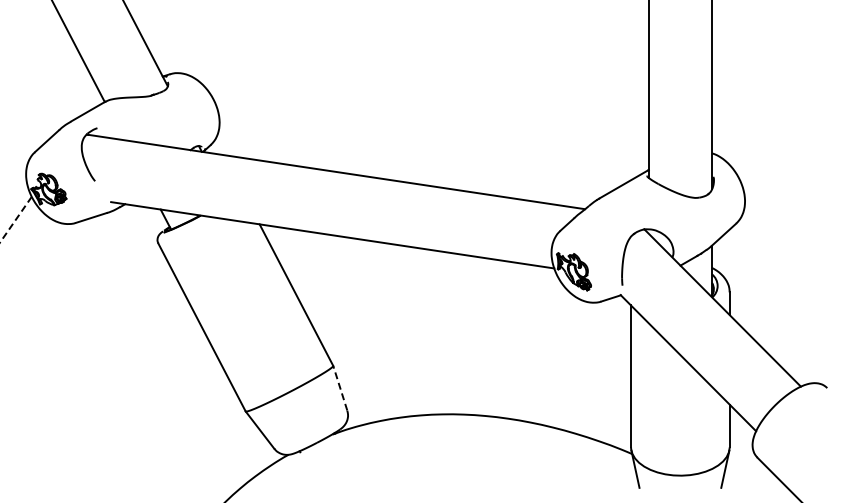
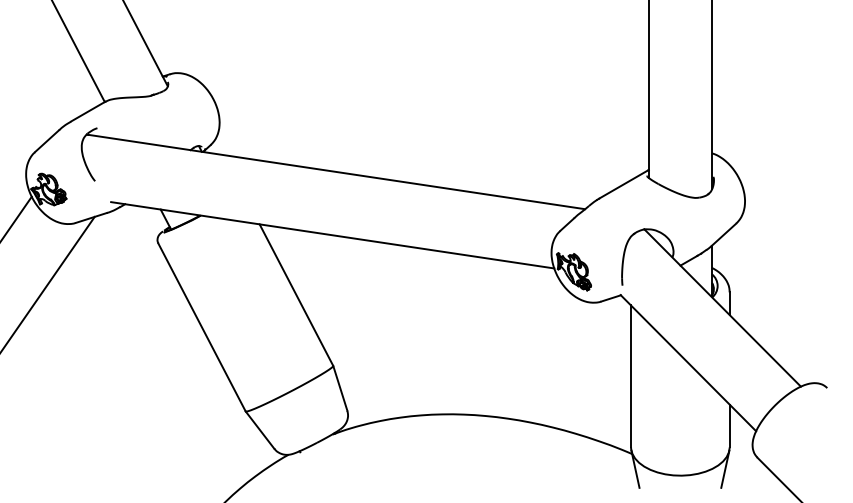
line: dashed -> solid (15, 219)
line: none -> present (48, 283)
line: dashed -> solid (340, 387)
